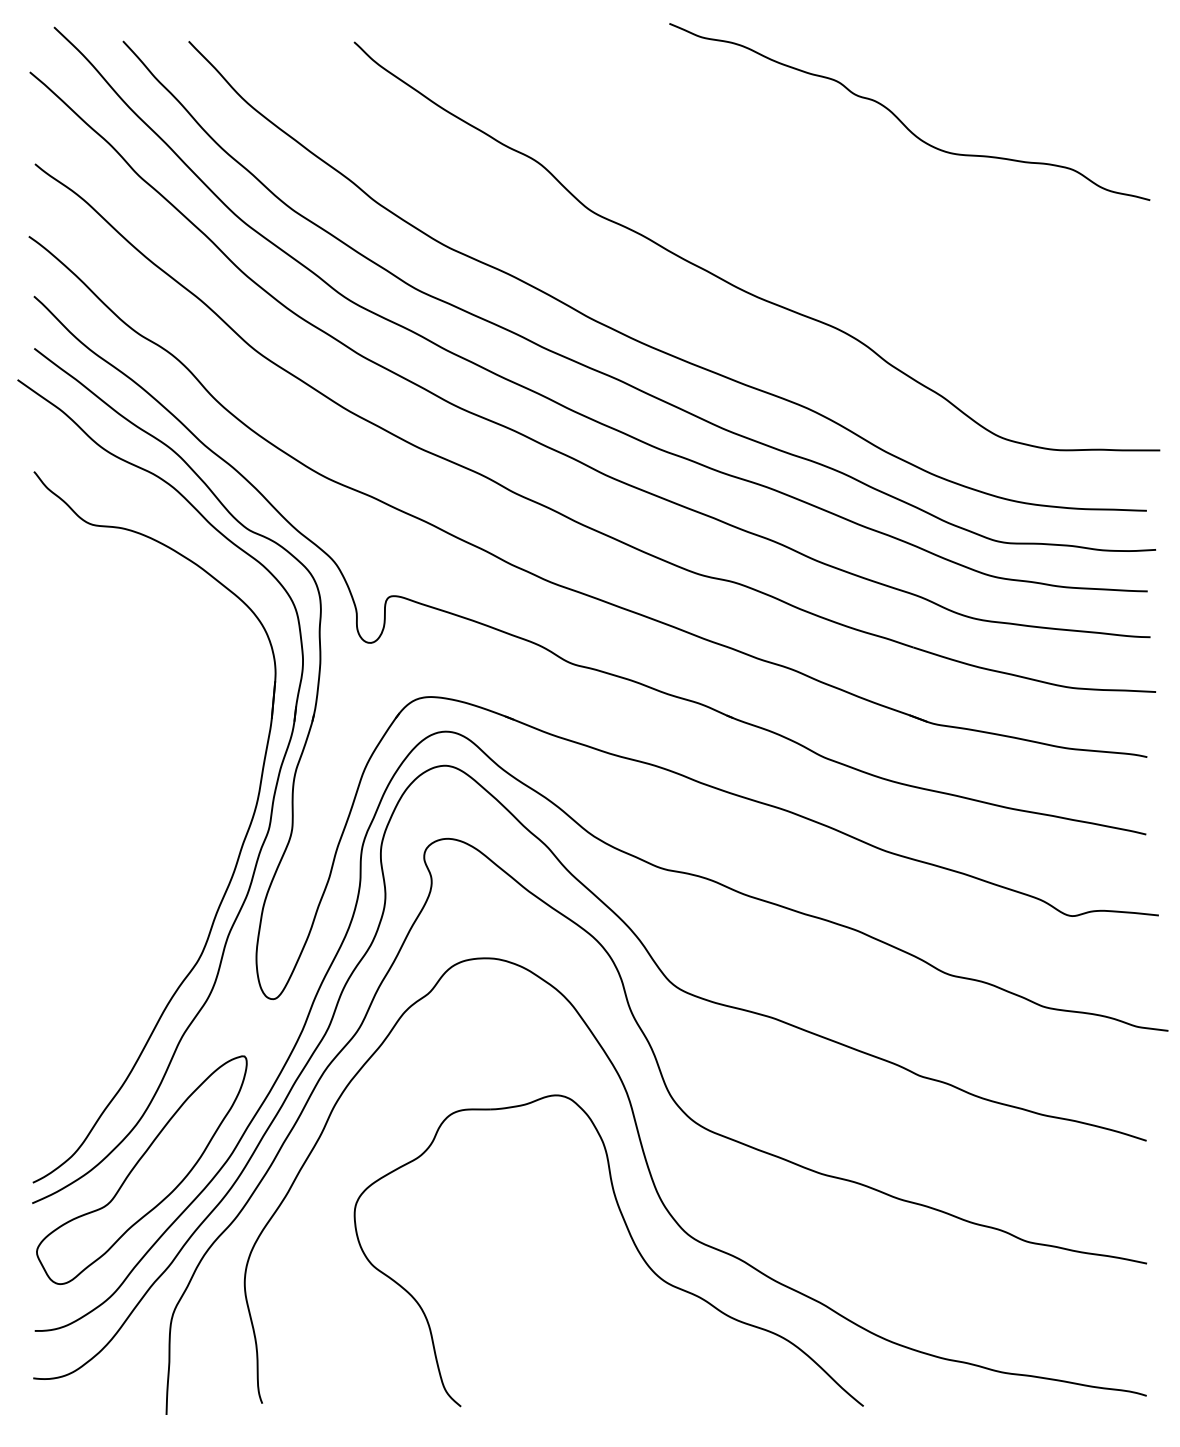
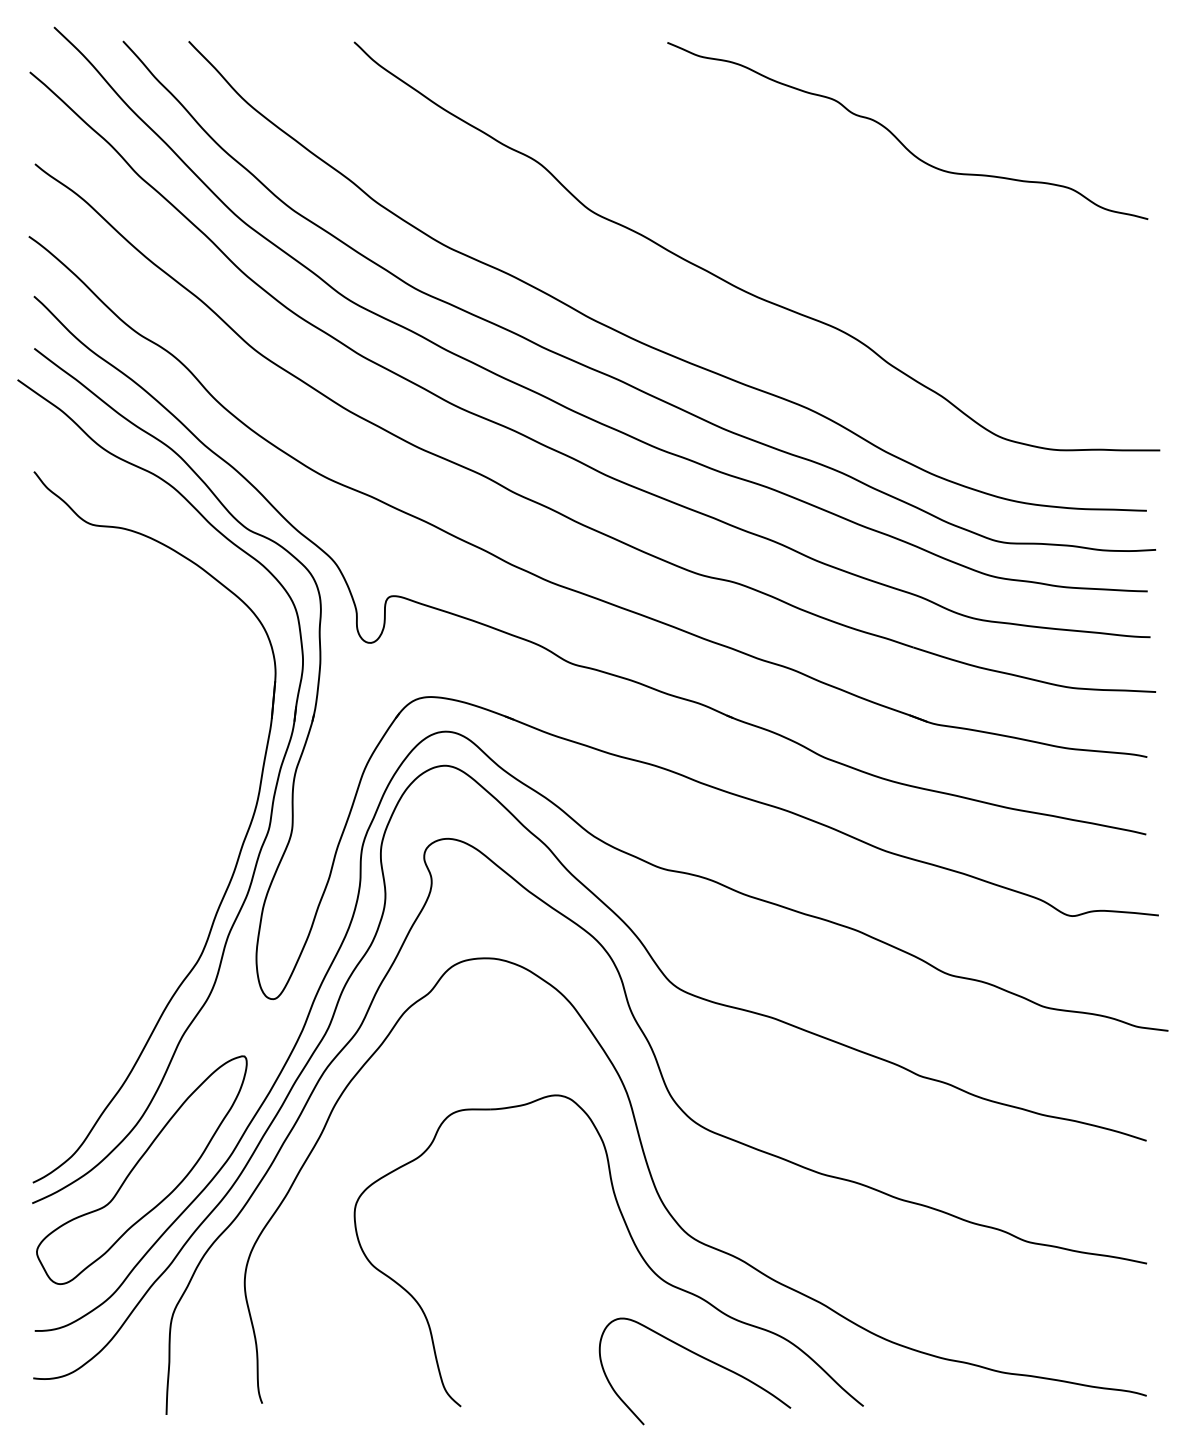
curve position: (900, 119) -> (898, 138) (898, 138)
curve: none -> present (700, 1357)
